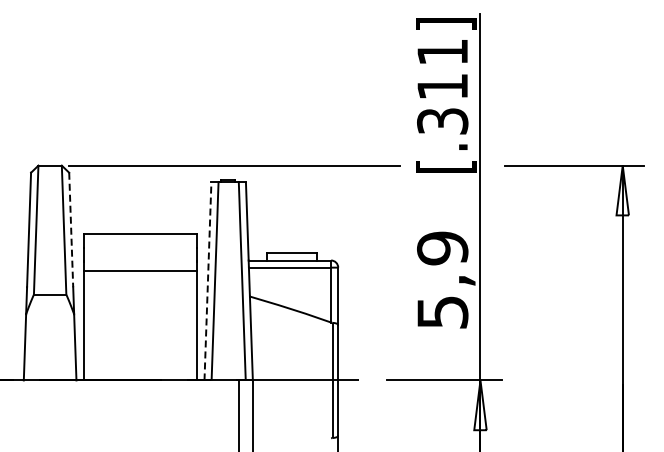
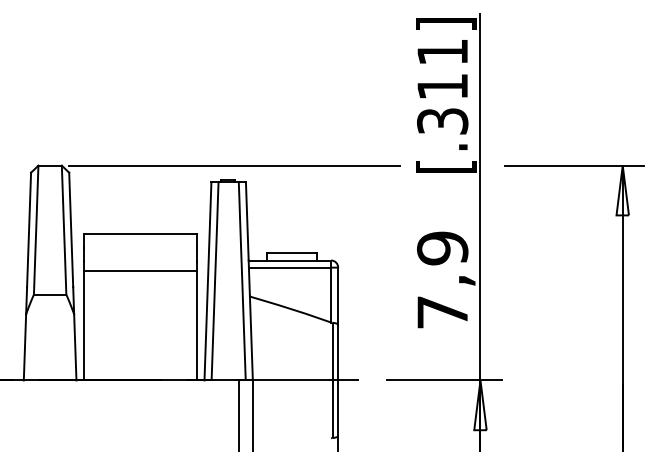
line: dashed -> solid (71, 230)
line: dashed -> solid (207, 280)
text: 5,9 -> 7,9 (442, 312)
